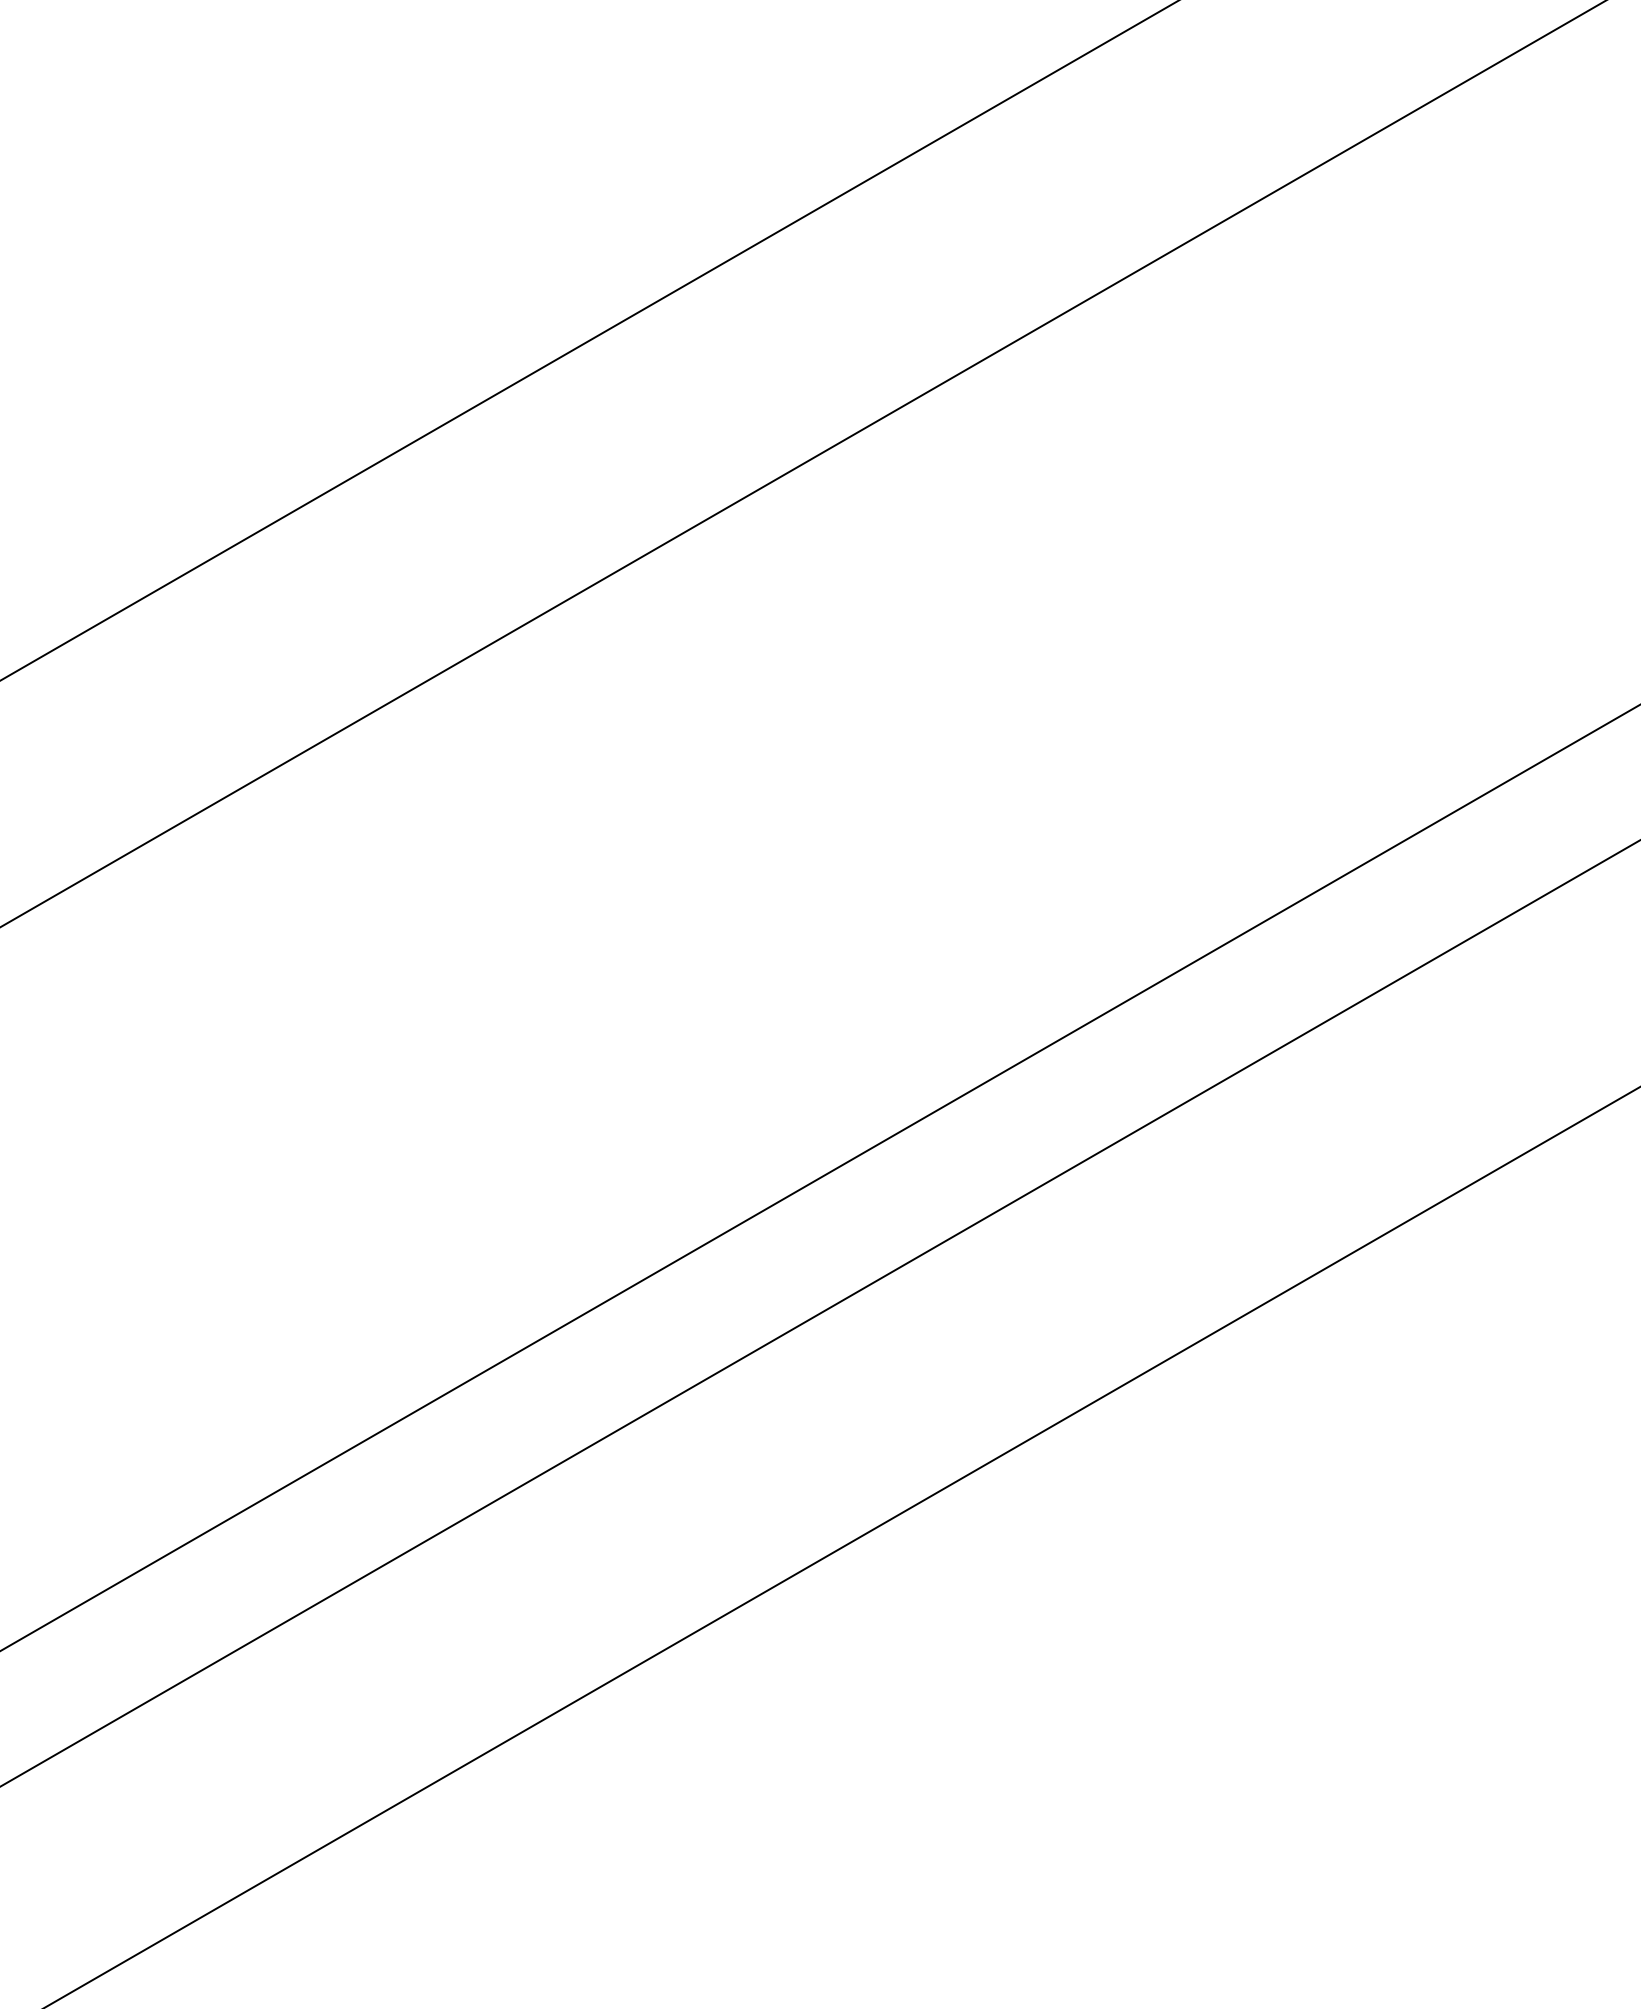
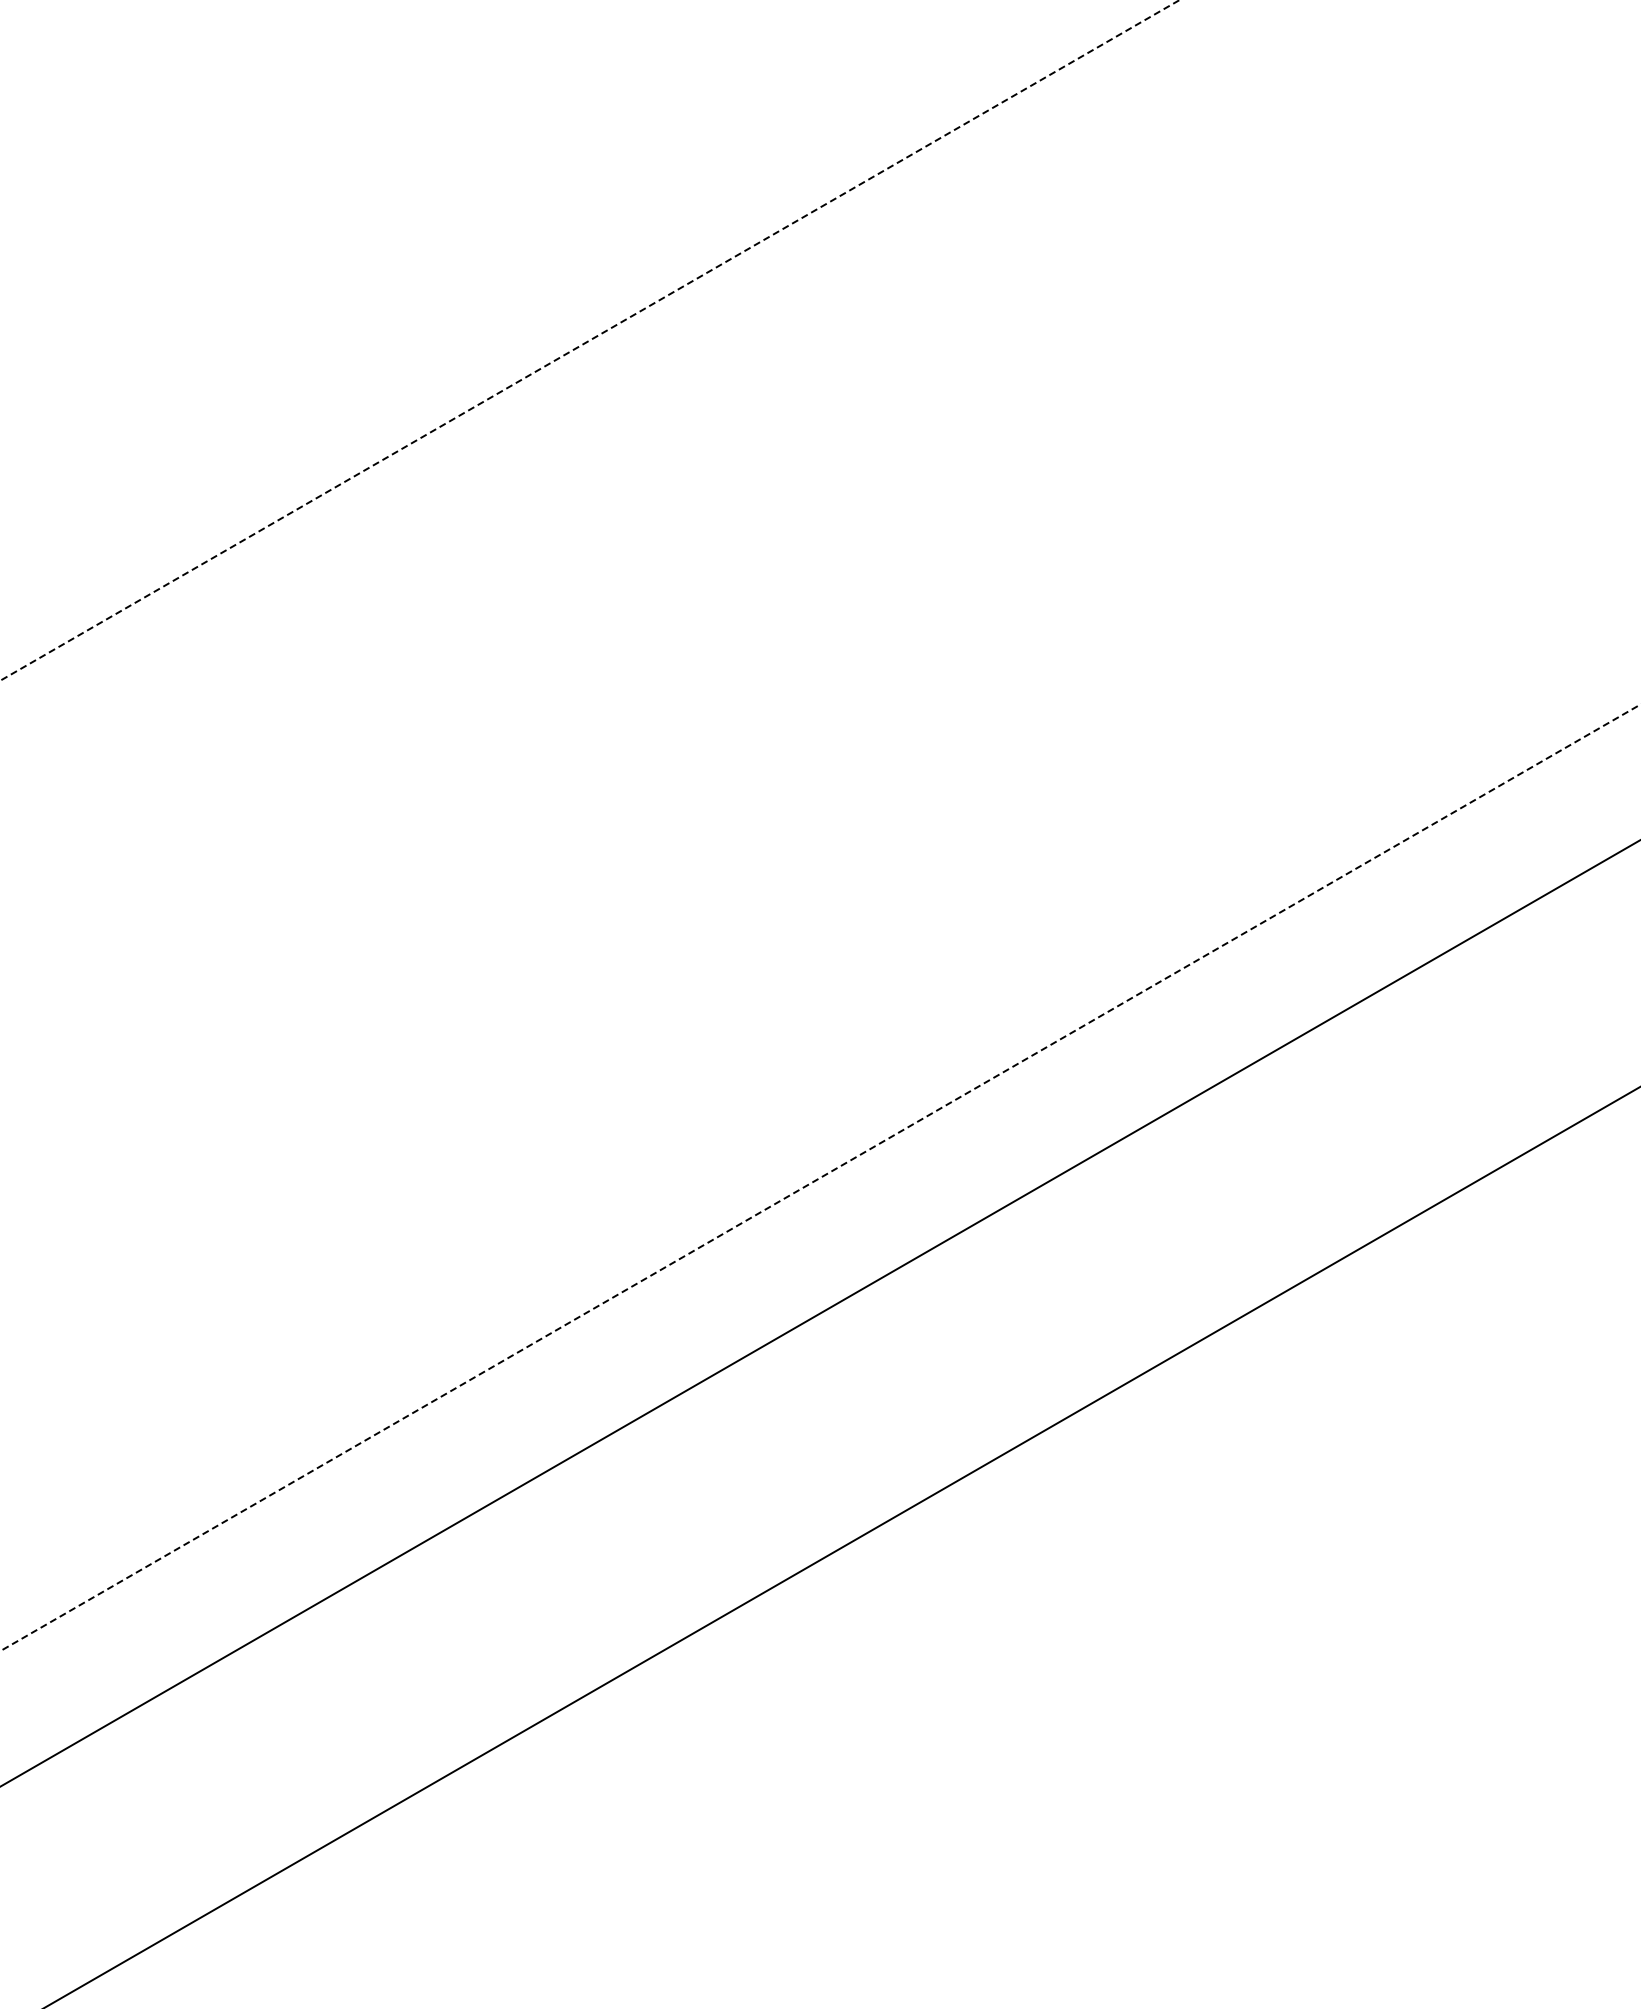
line: solid -> dashed (589, 340)
line: present -> none (802, 463)
line: solid -> dashed (820, 1177)
